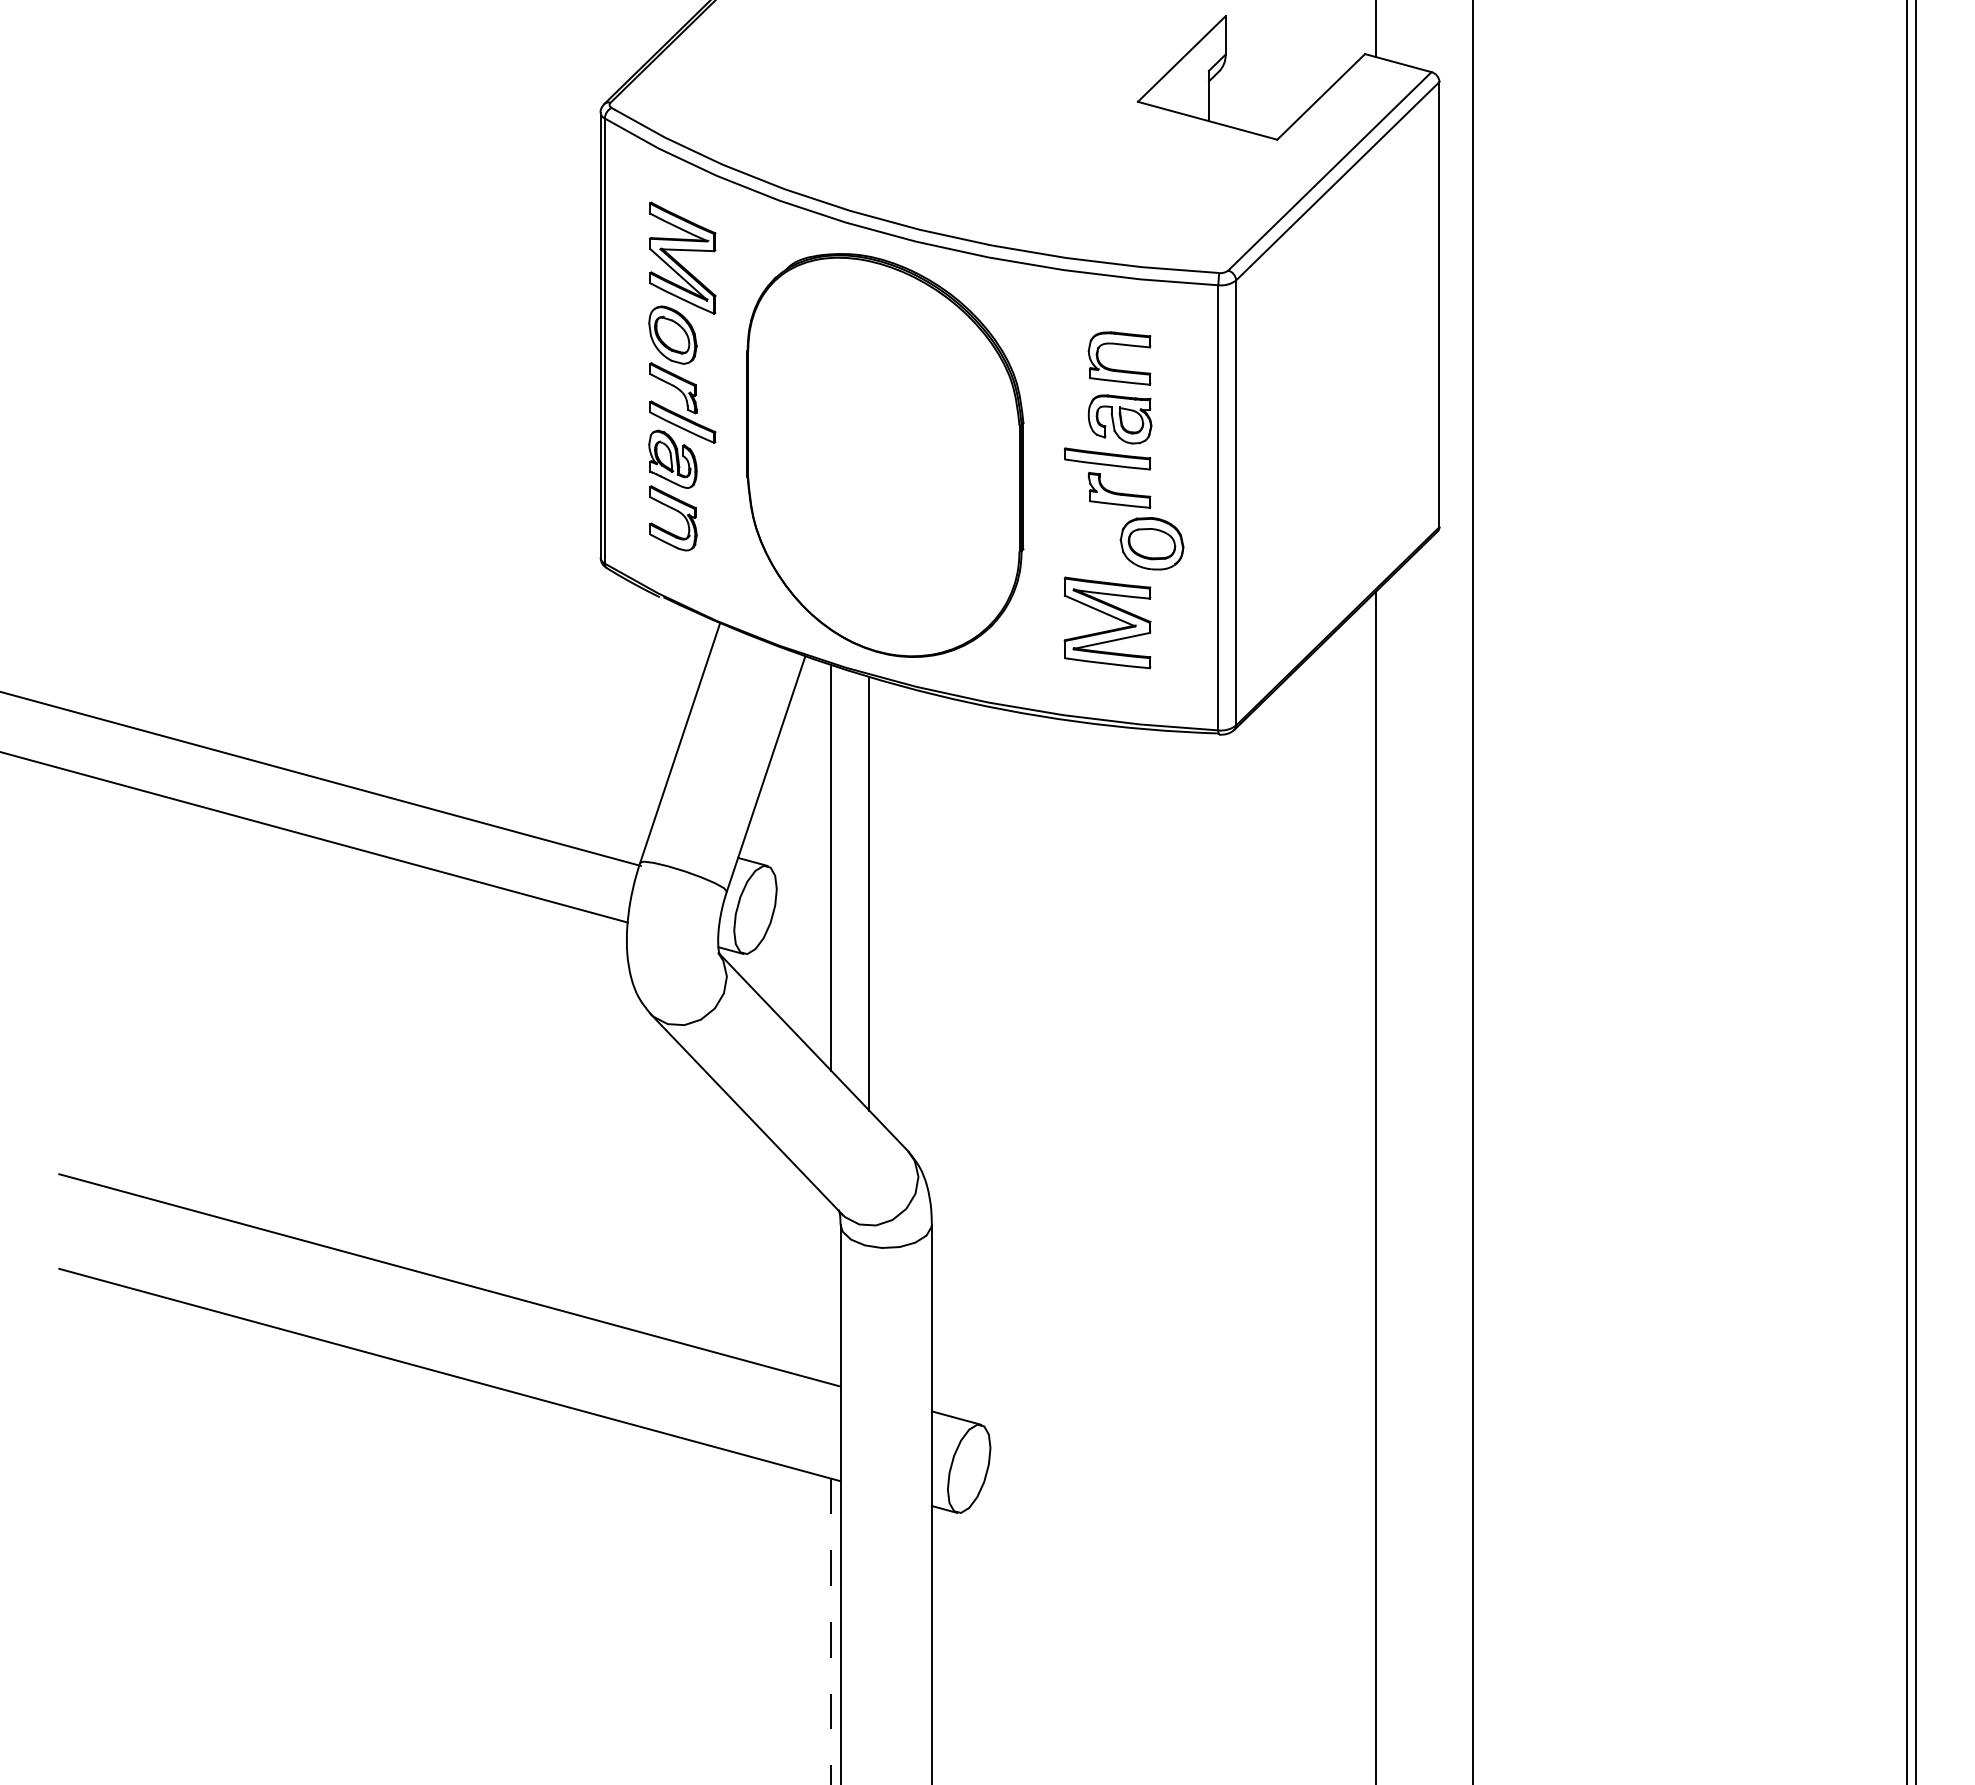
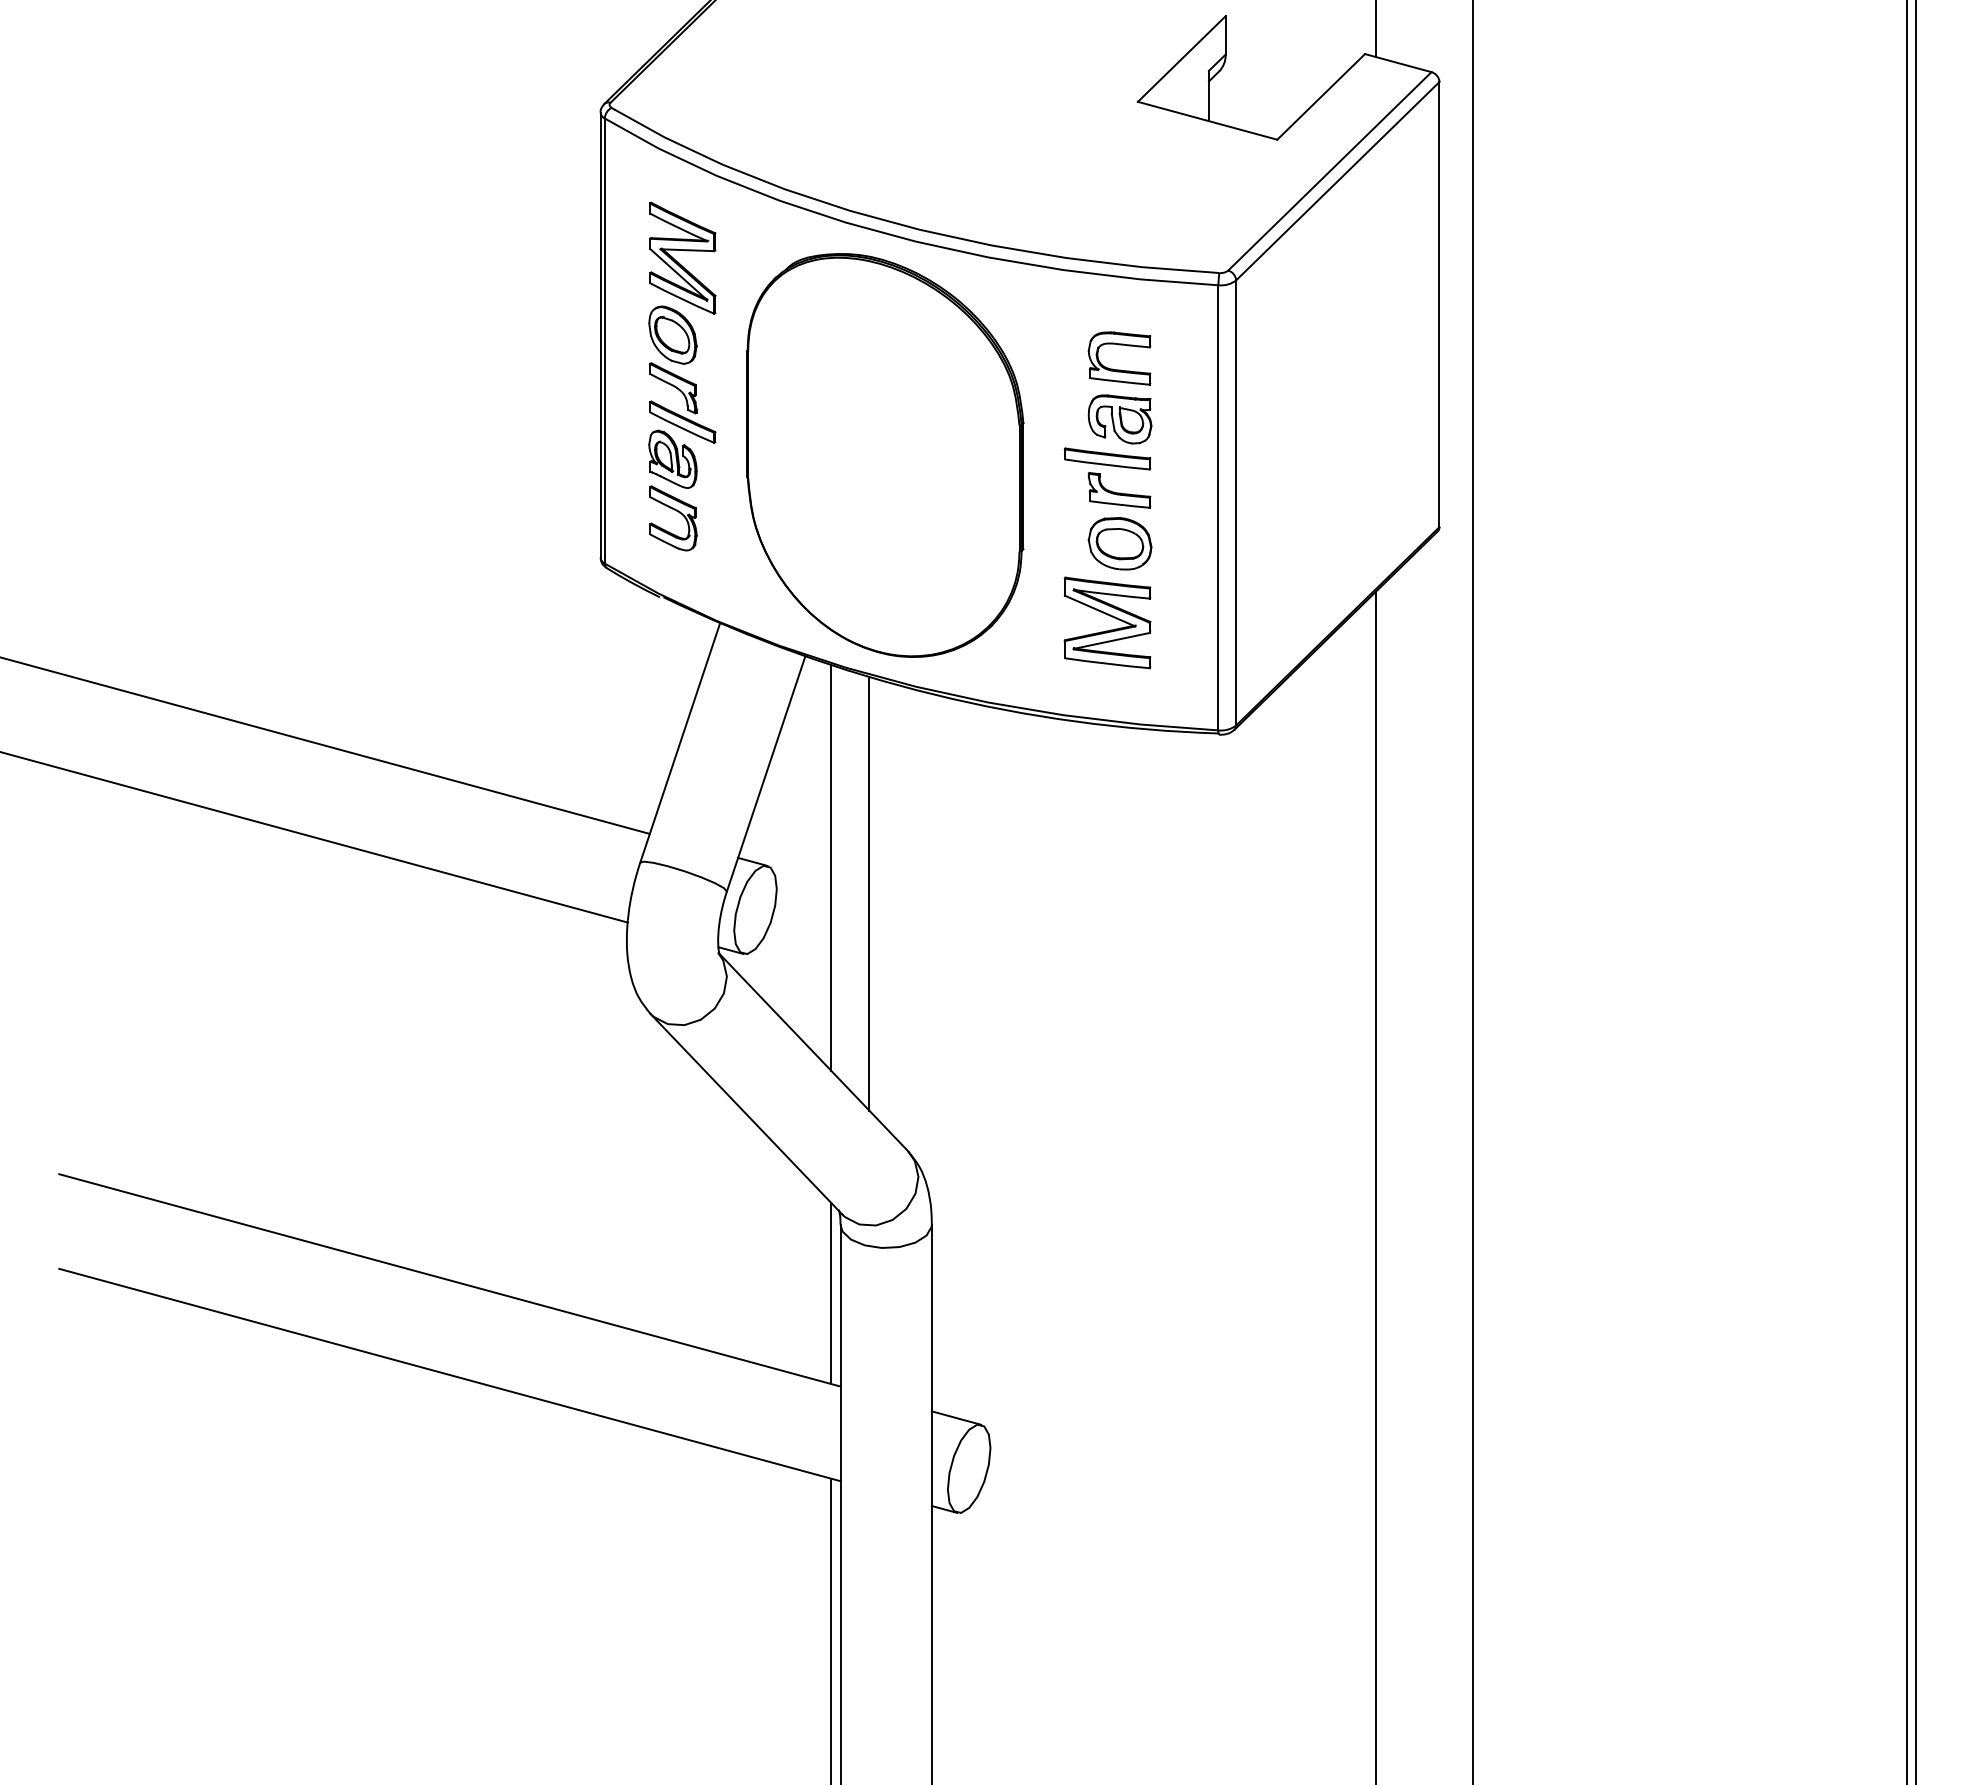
part position: (1151, 543) -> (1119, 543) (1119, 543)
line position: (321, 778) -> (325, 745) (325, 745)
line: none -> present (831, 1293)
line: dashed -> solid (831, 1631)
